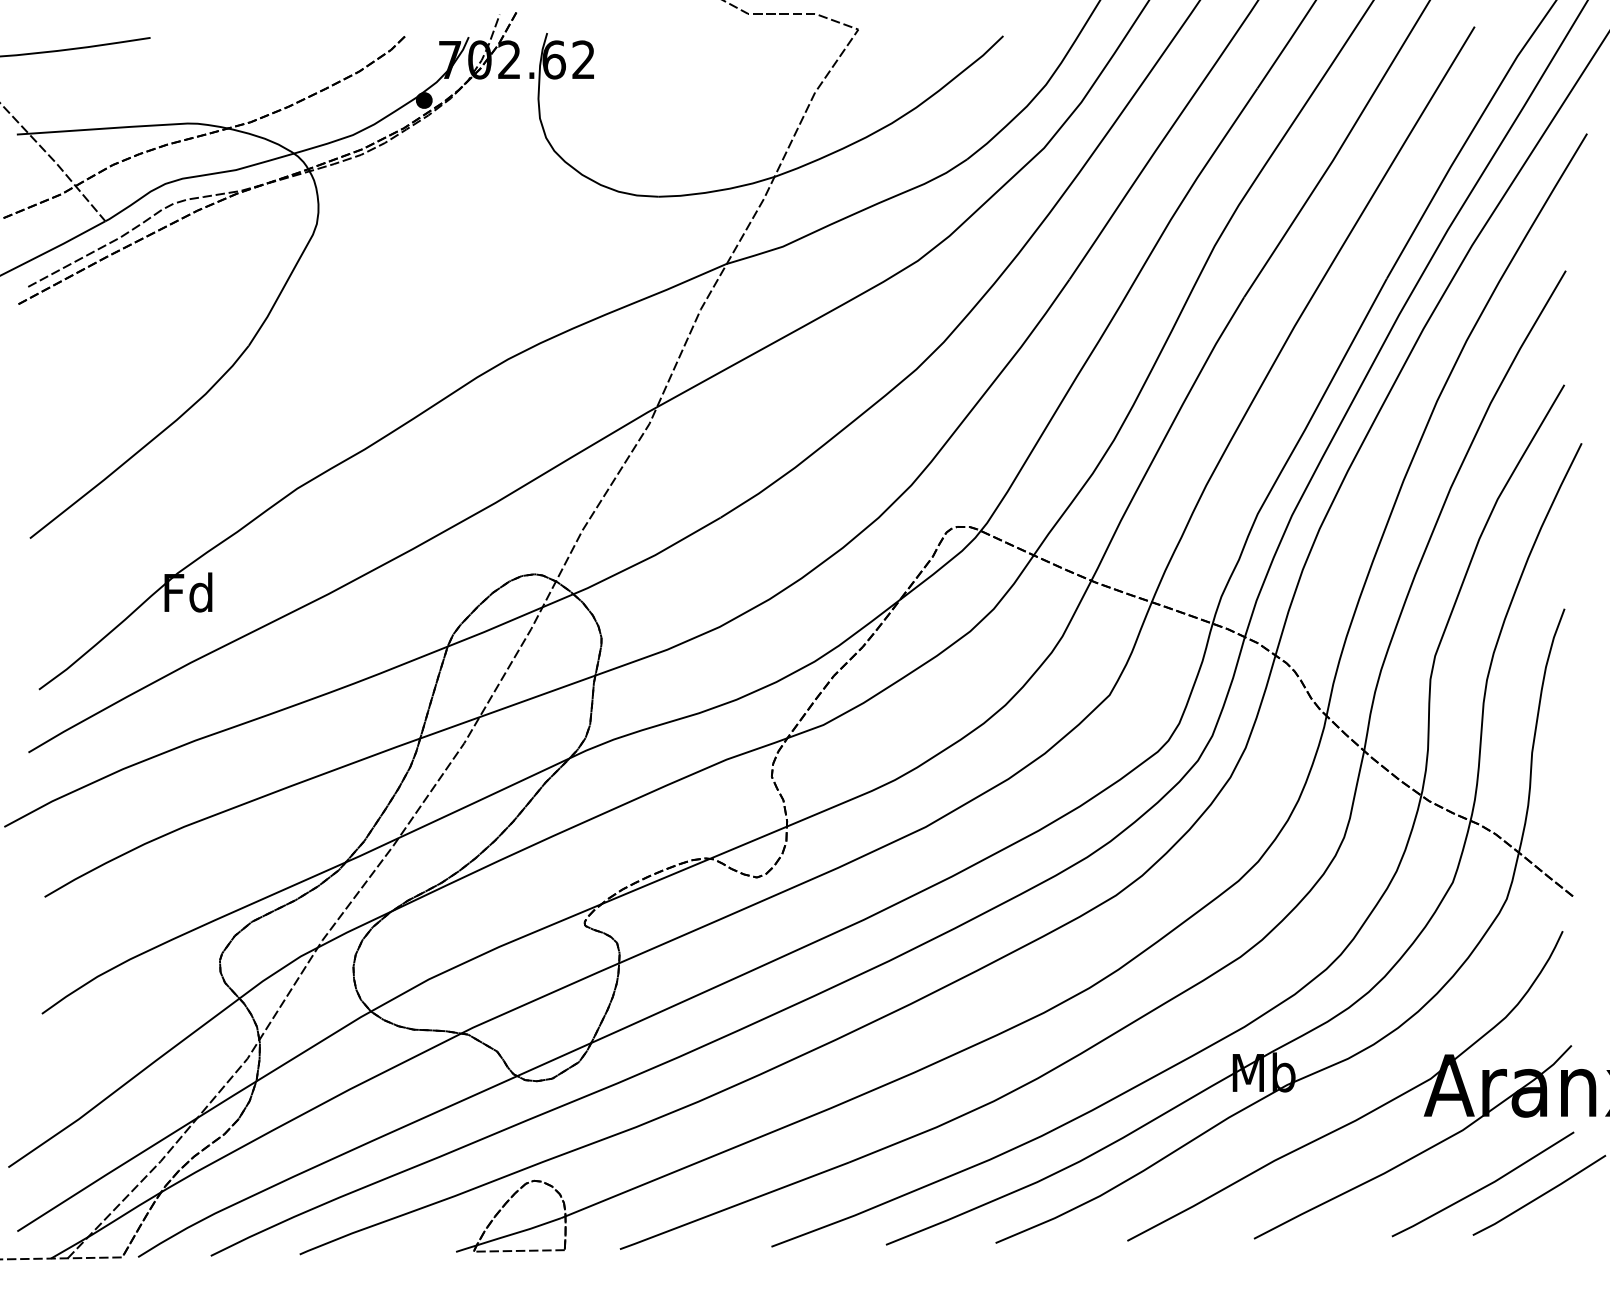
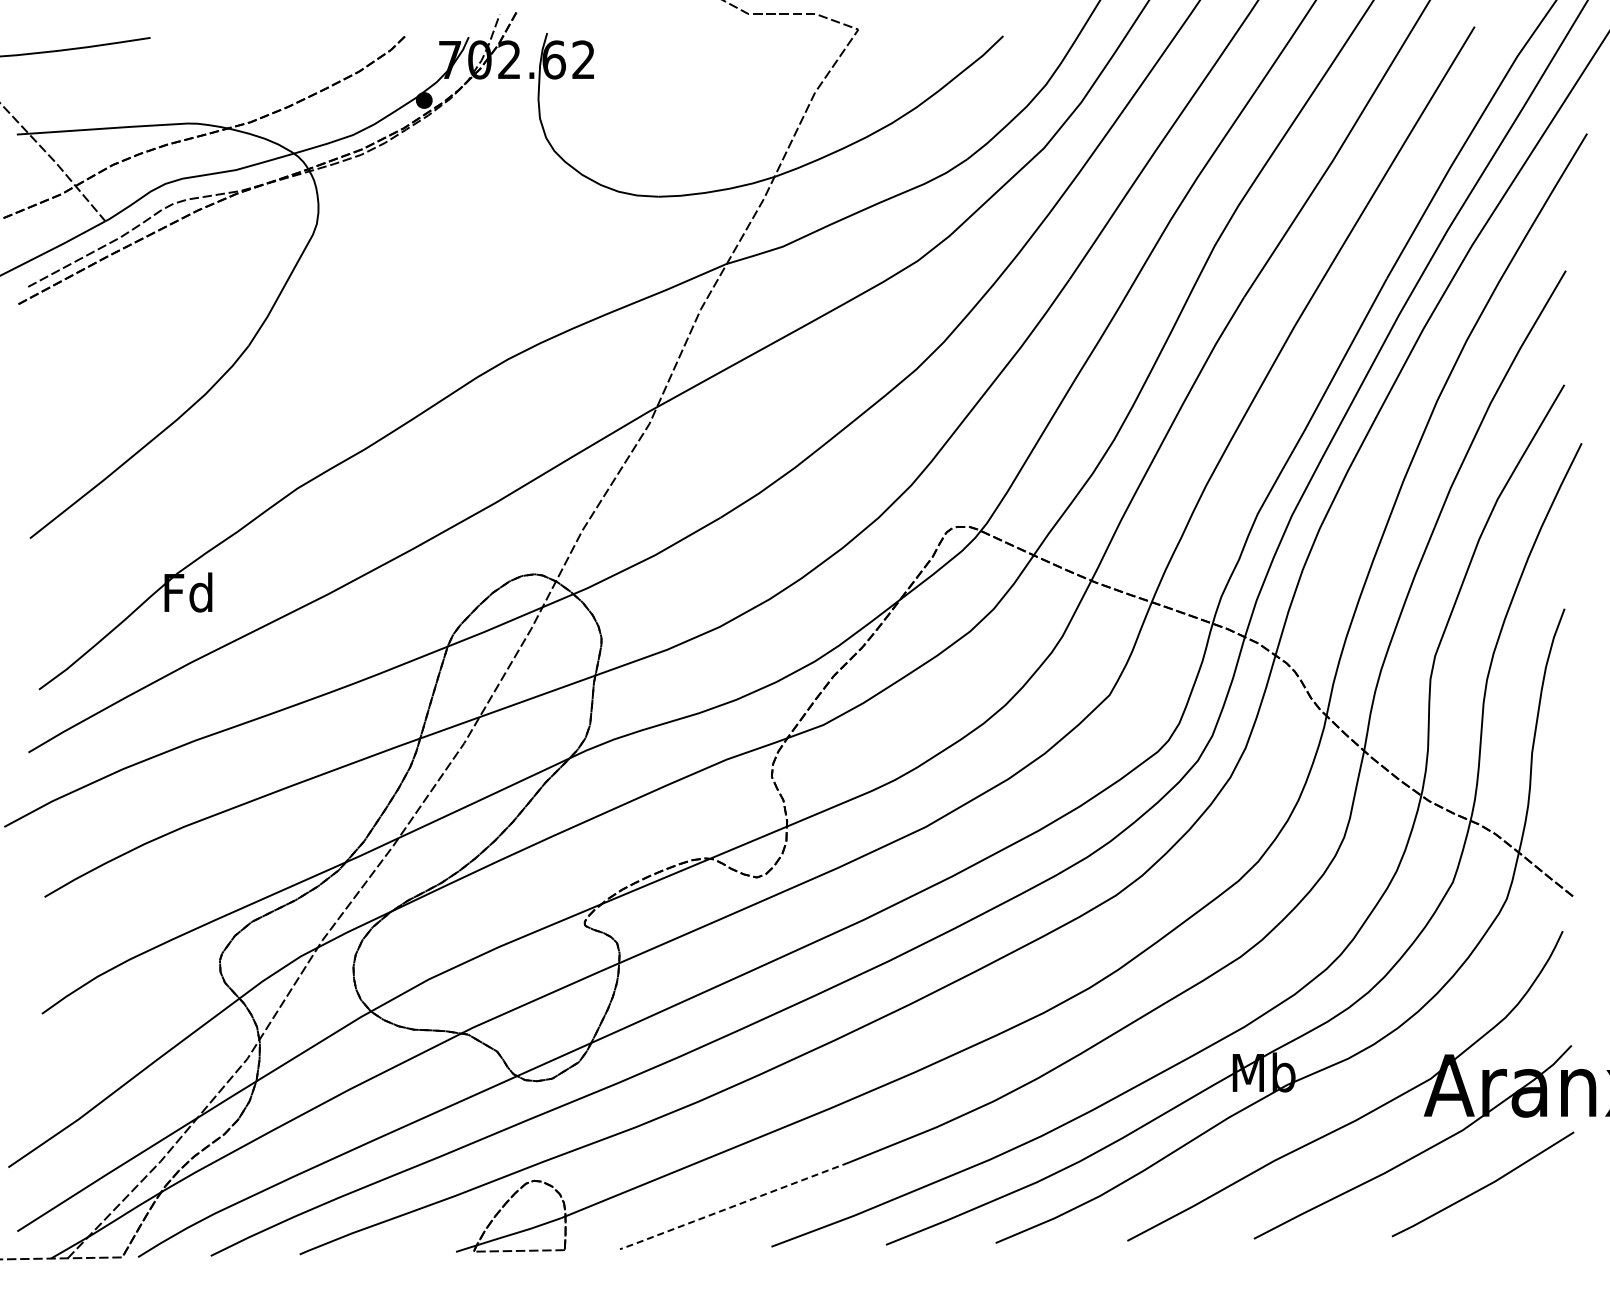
line: present -> none (1539, 1195)
line: solid -> dashed (734, 1205)
